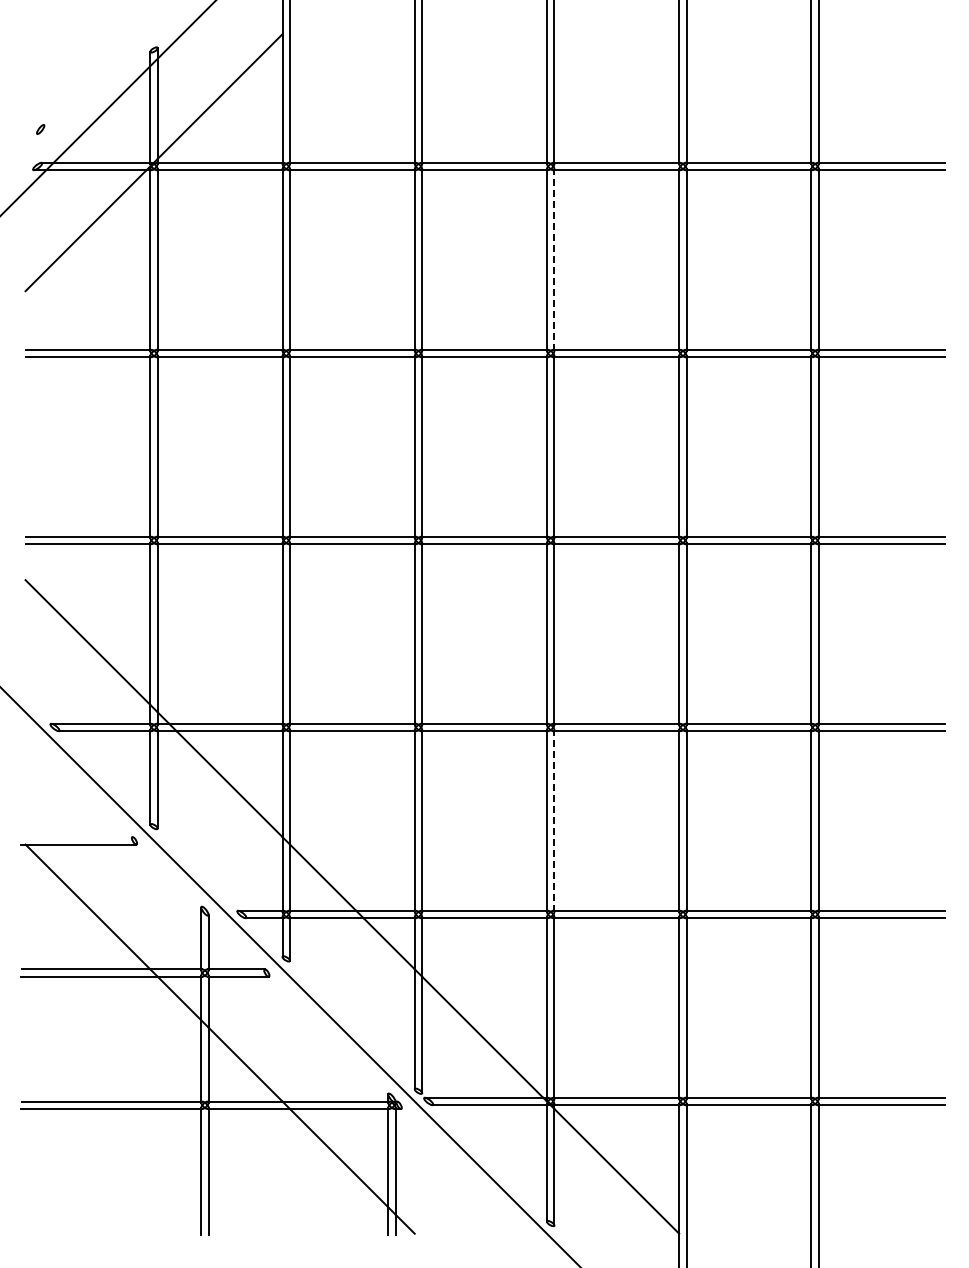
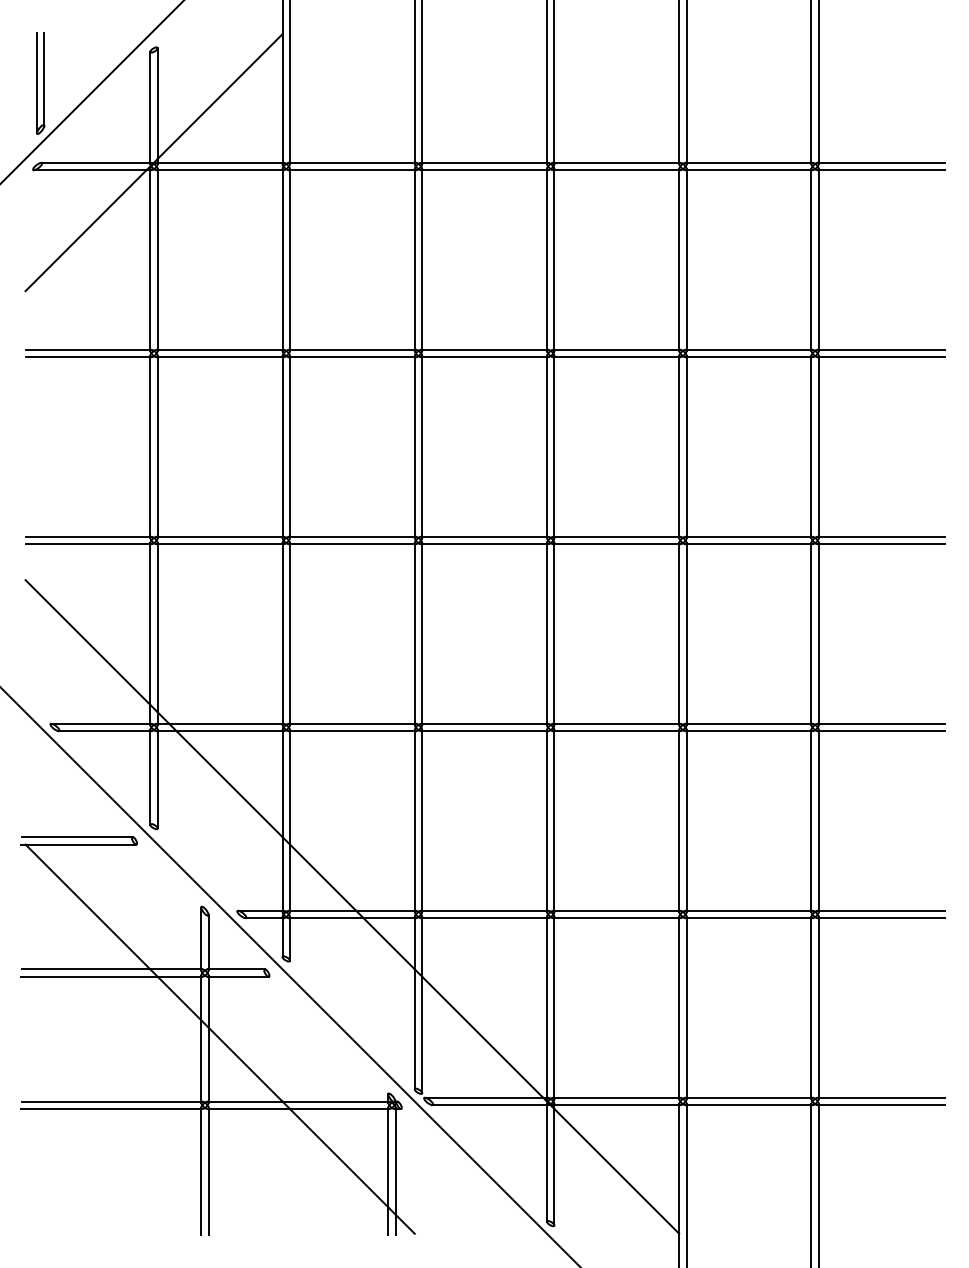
line: none -> present (44, 79)
line: none -> present (36, 83)
line position: (108, 108) -> (91, 92) (91, 92)
line: dashed -> solid (554, 260)
line: dashed -> solid (554, 820)
line: none -> present (76, 837)
